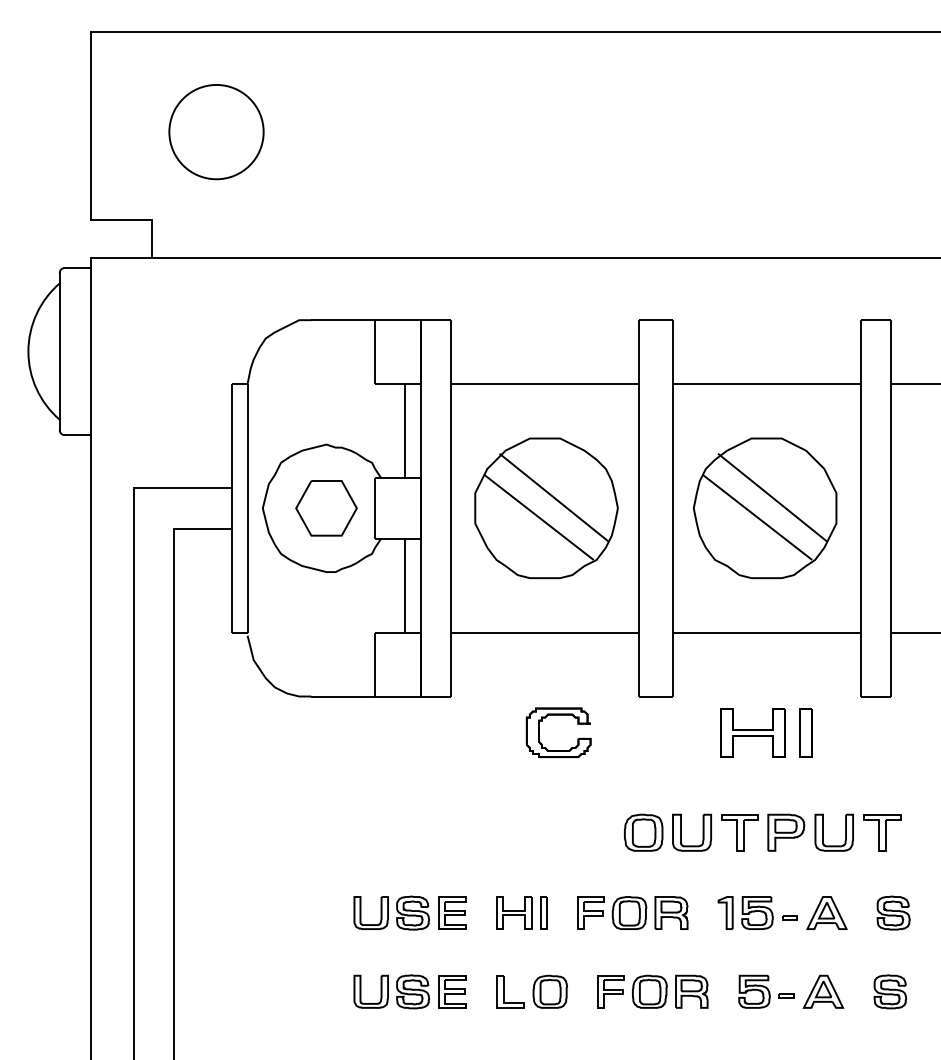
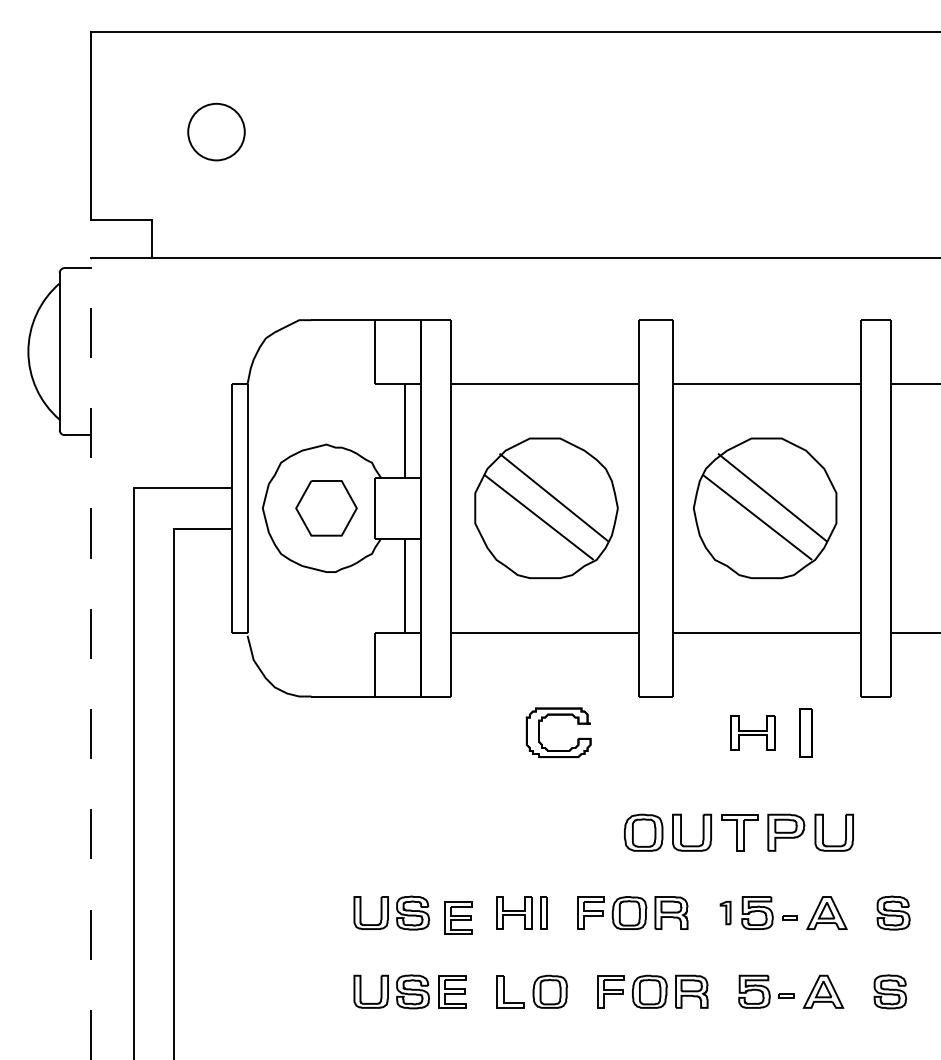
circle diameter: 94 px -> 57 px (216, 131)
line: solid -> dashed (91, 658)
part size: 66x50 px -> 46x36 px (752, 732)
part: present -> none (882, 832)
part position: (452, 912) -> (458, 917) (458, 917)
part size: 17x34 px -> 13x26 px (725, 912)
